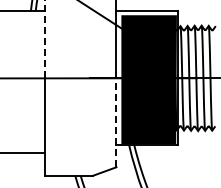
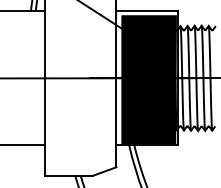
line: dashed -> solid (45, 39)
line: dashed -> solid (116, 122)
line position: (23, 153) -> (23, 145) (23, 145)
